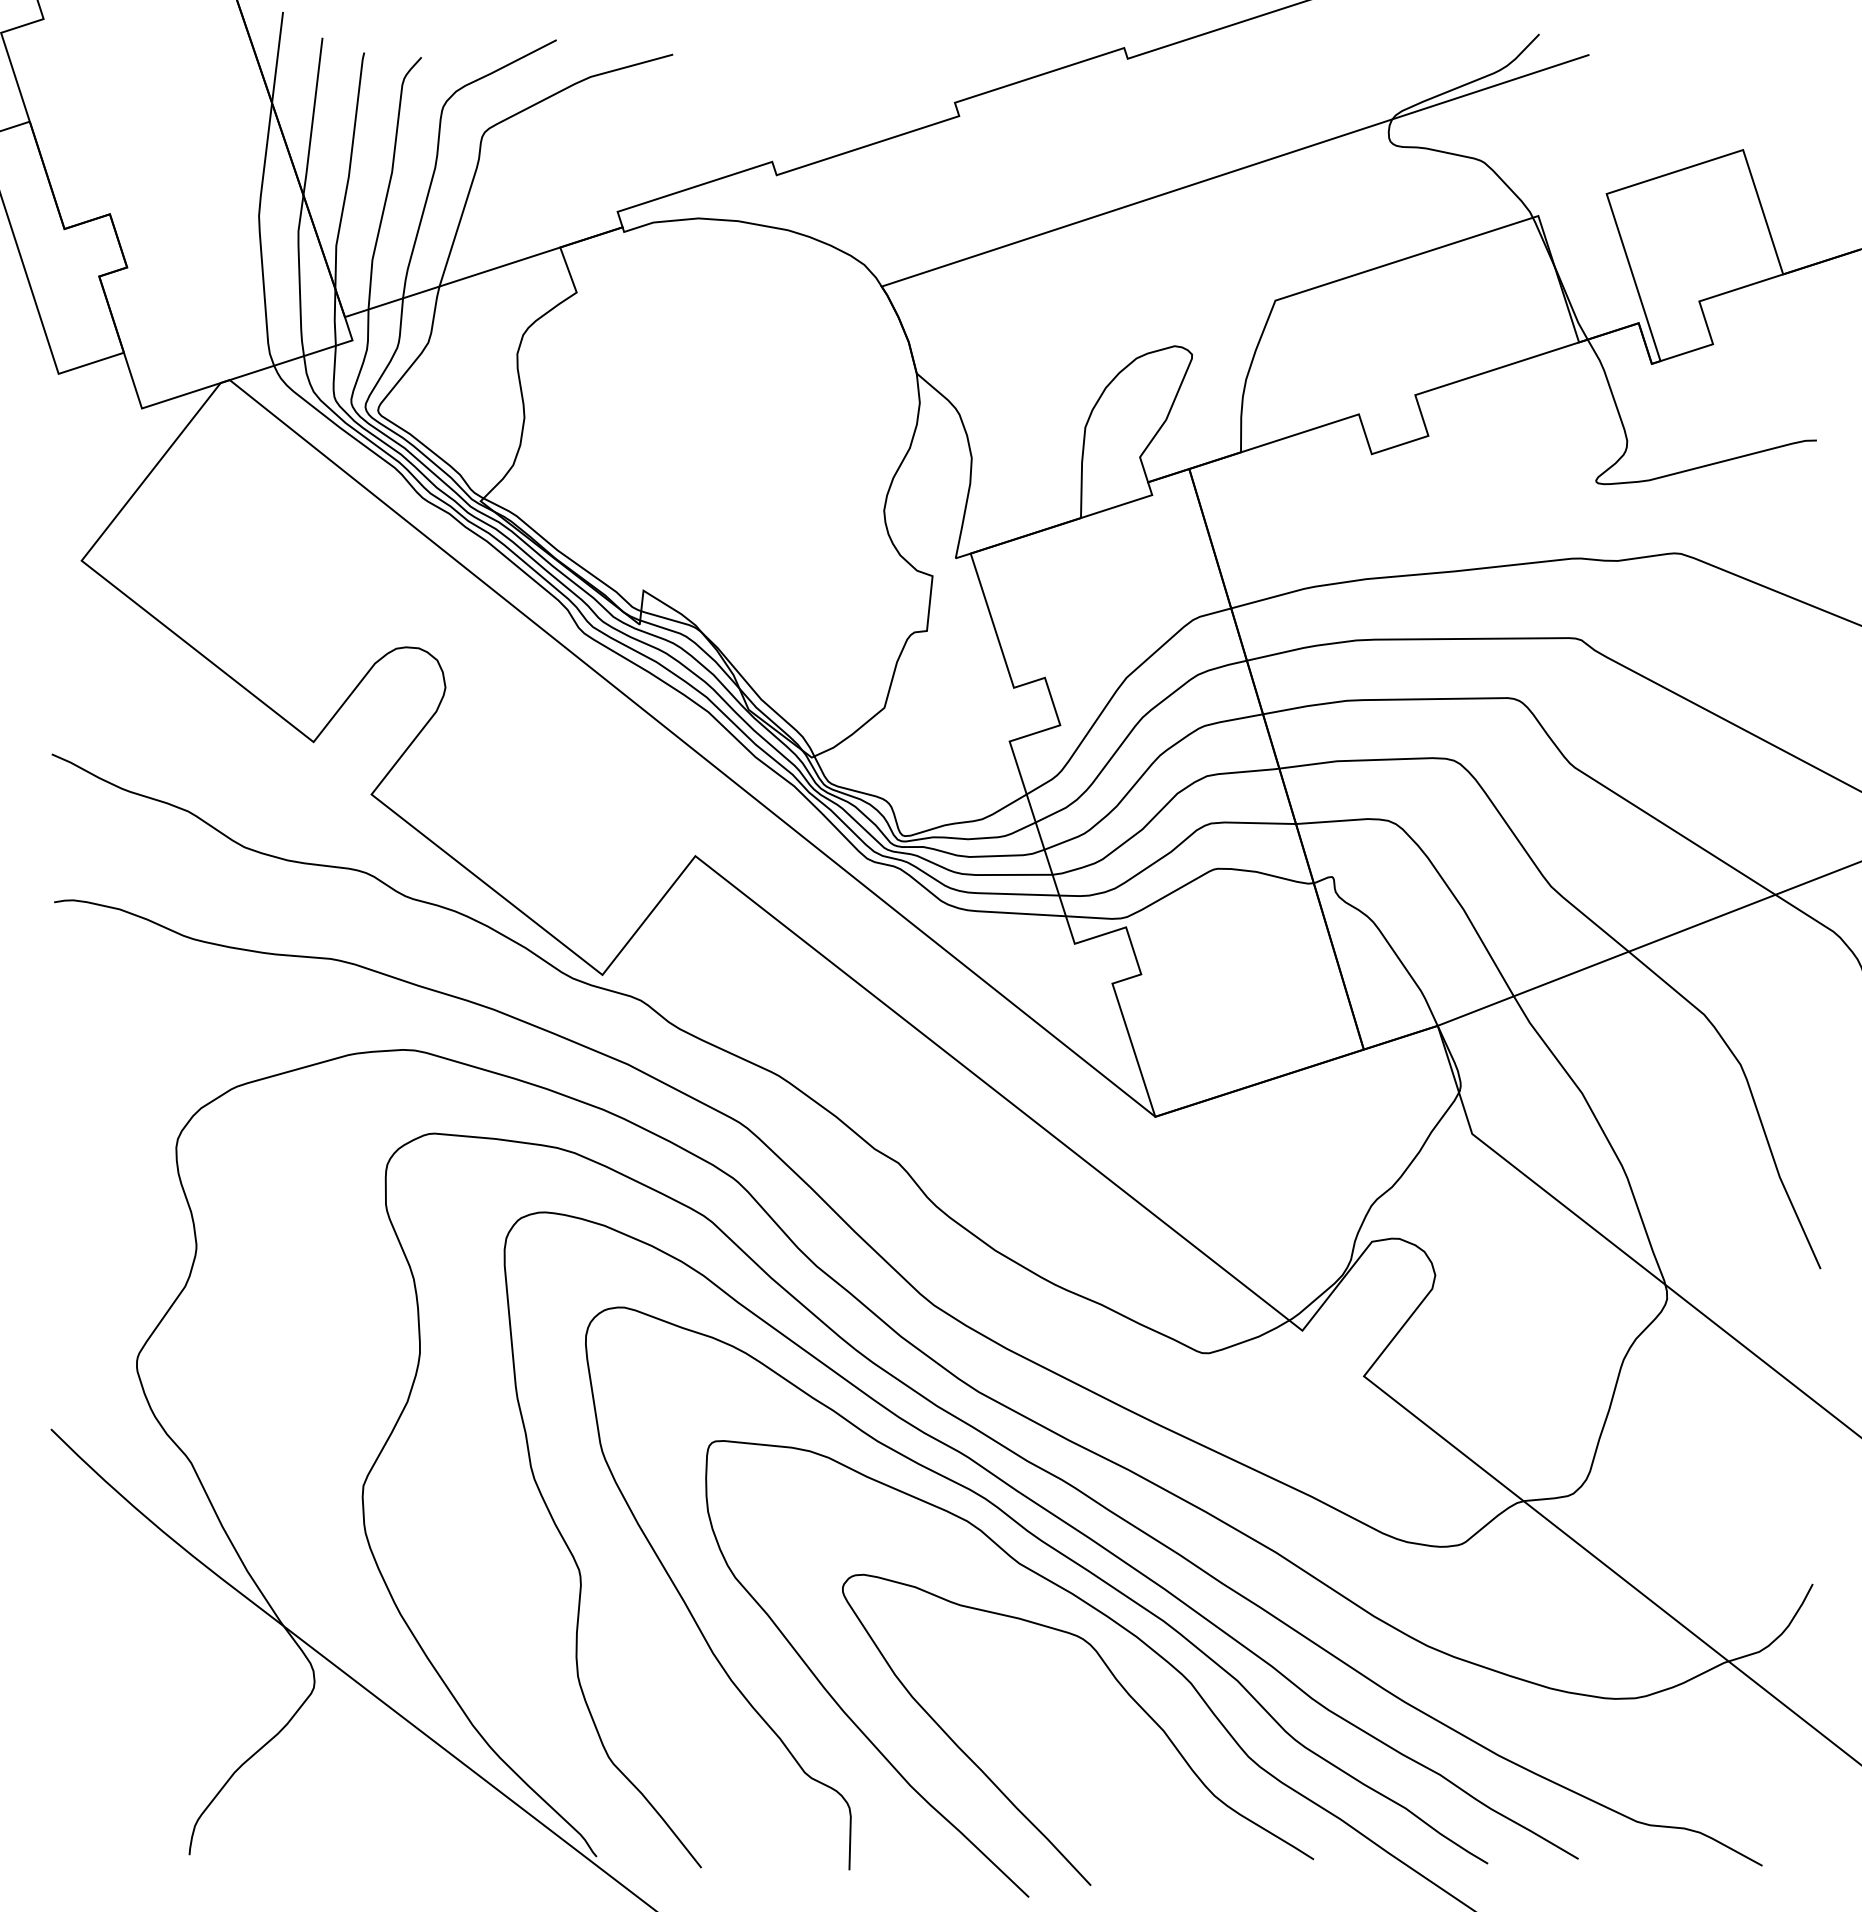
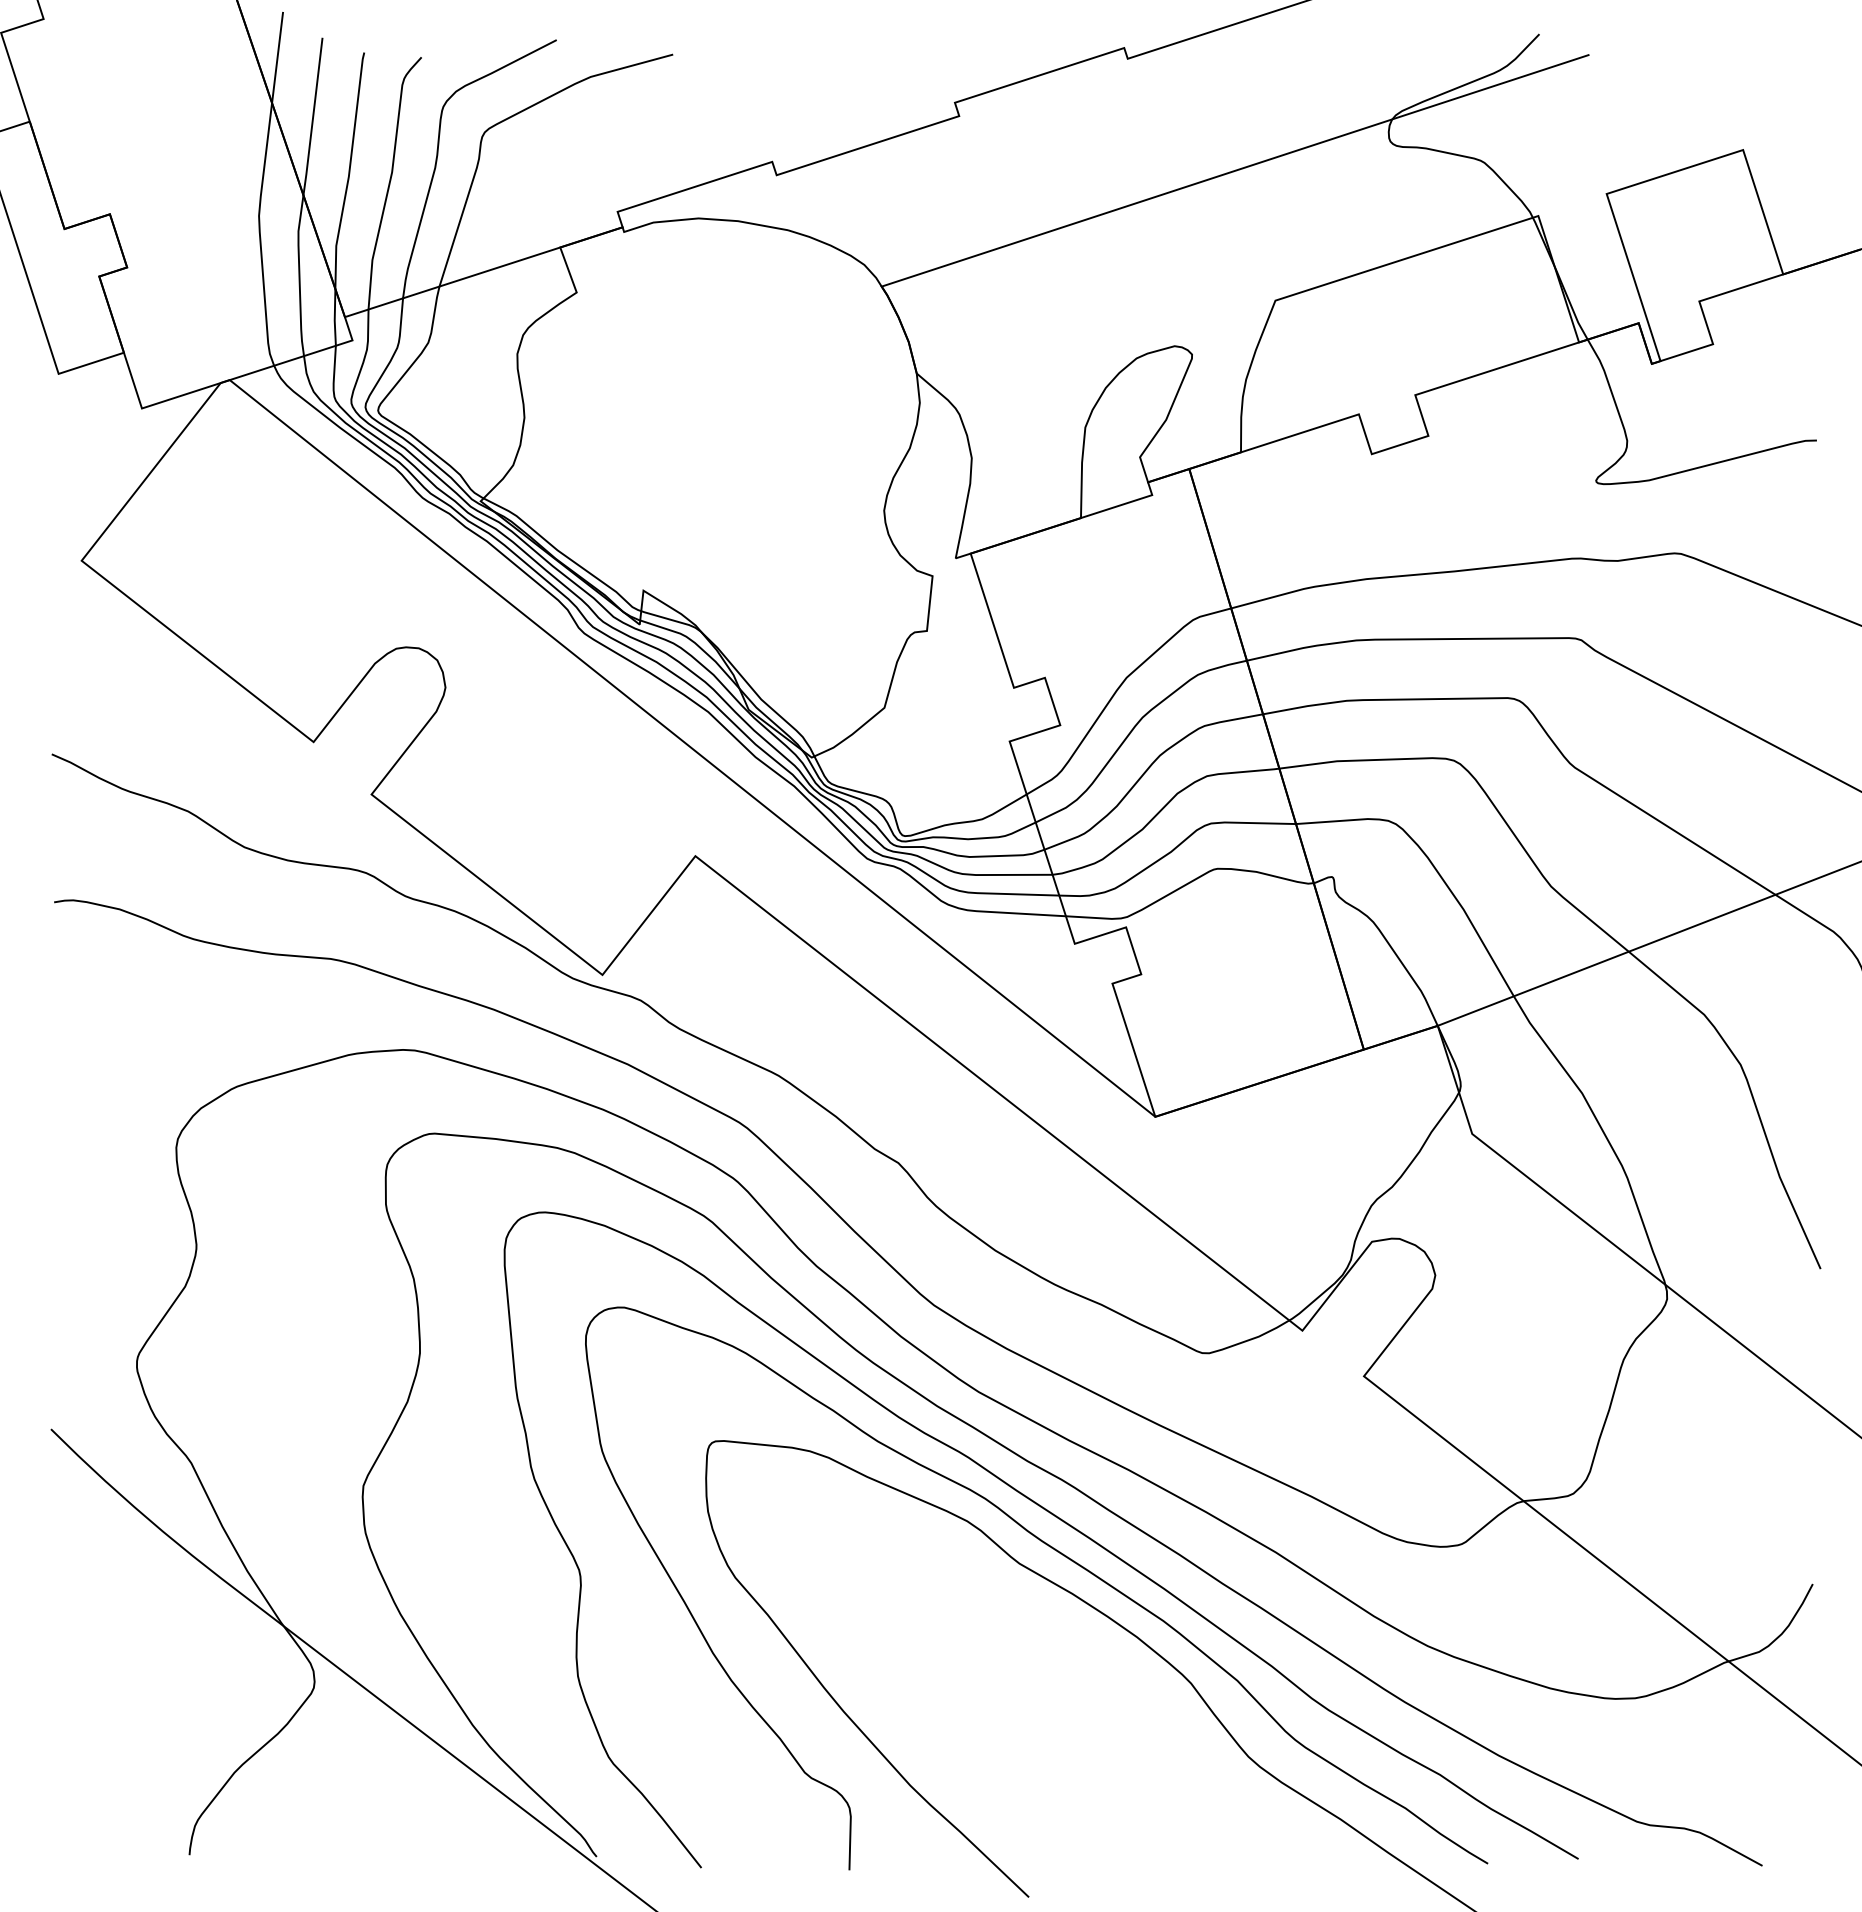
curve: present -> none (1126, 1693)
